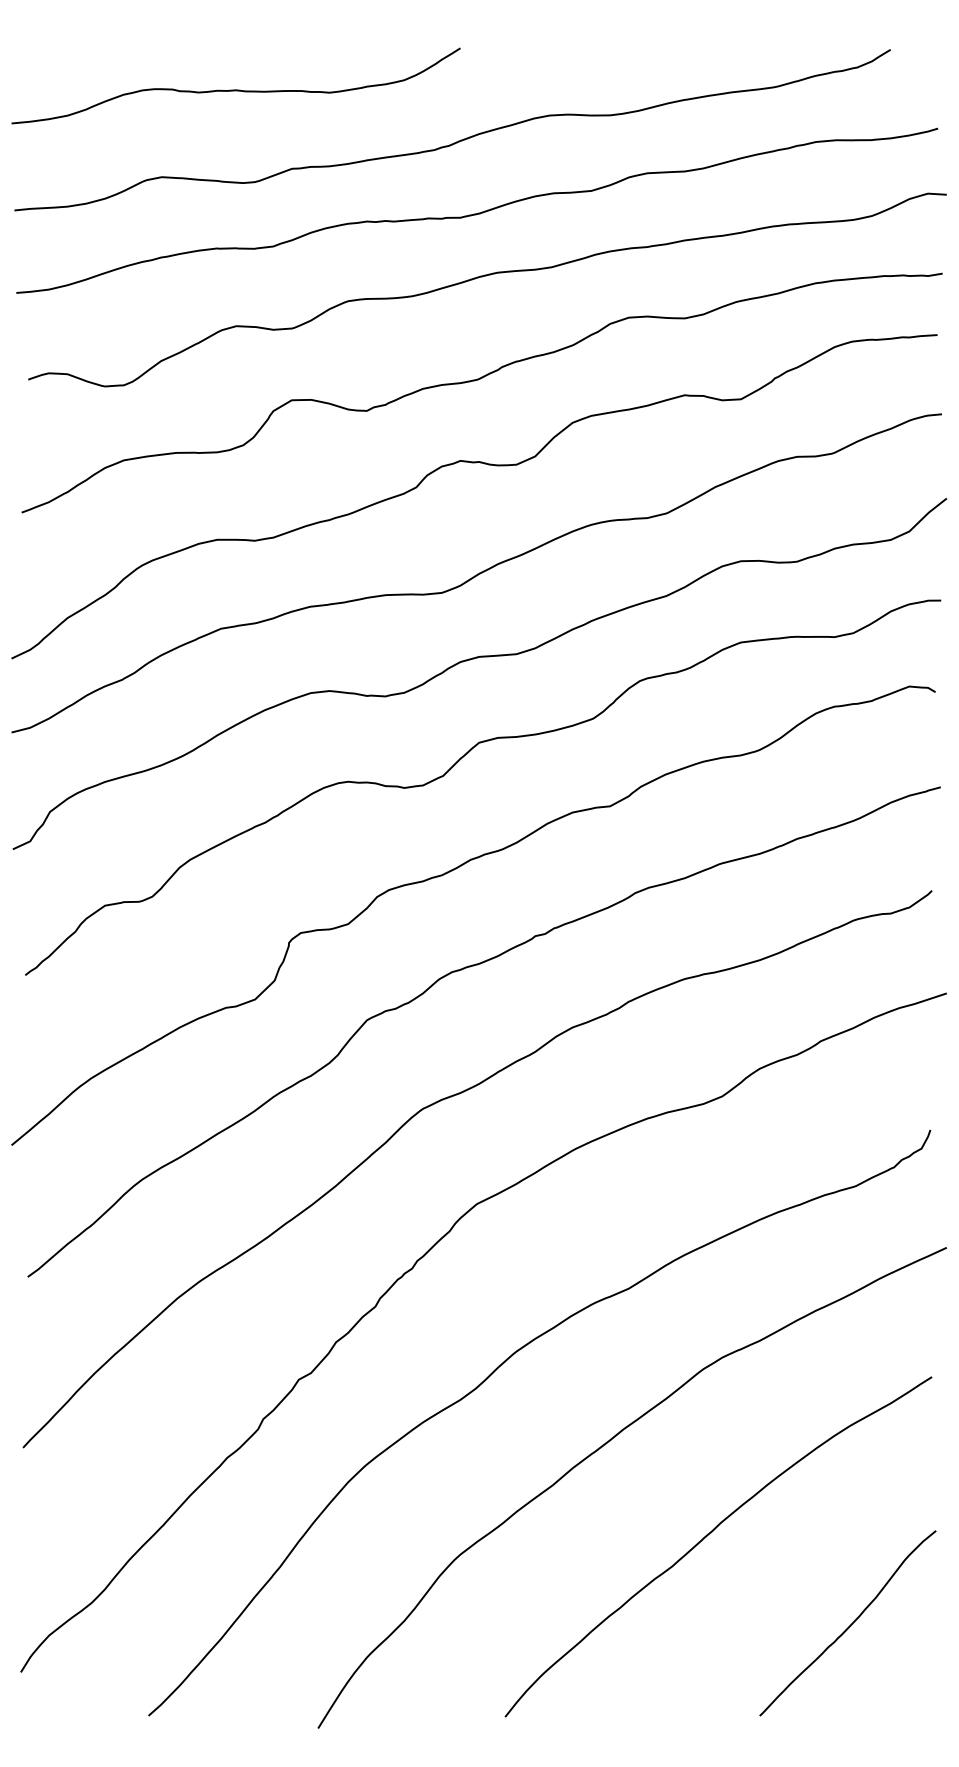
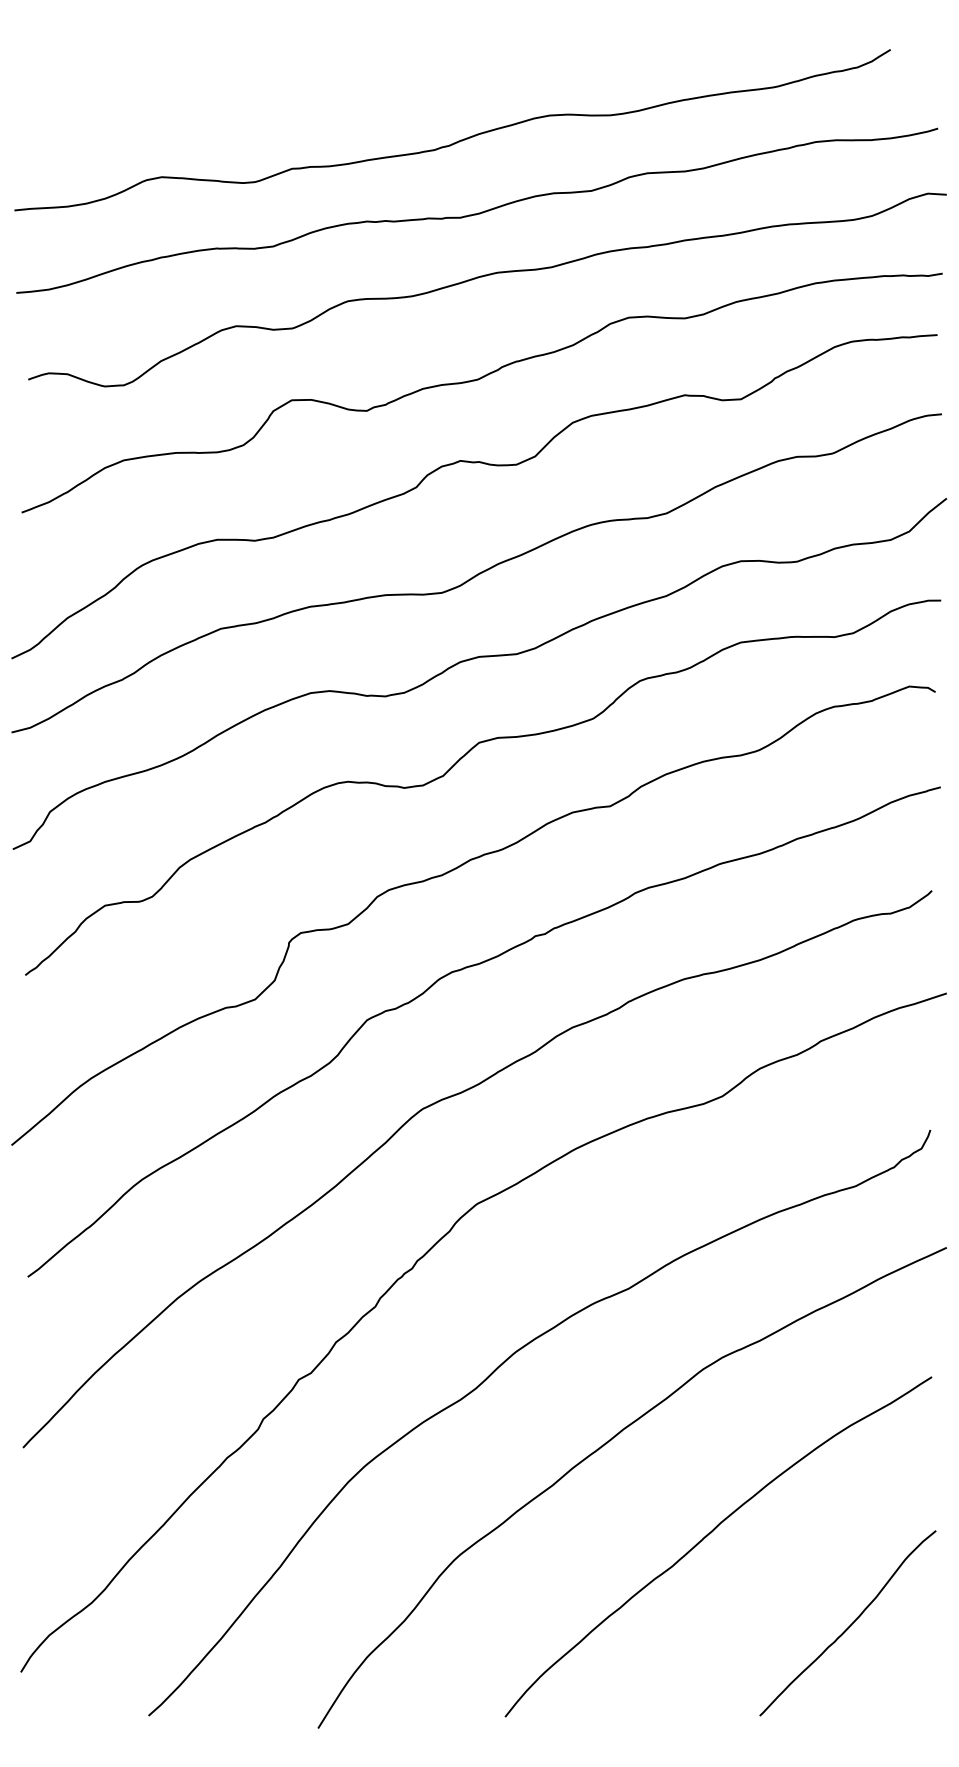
curve: present -> none (235, 89)
